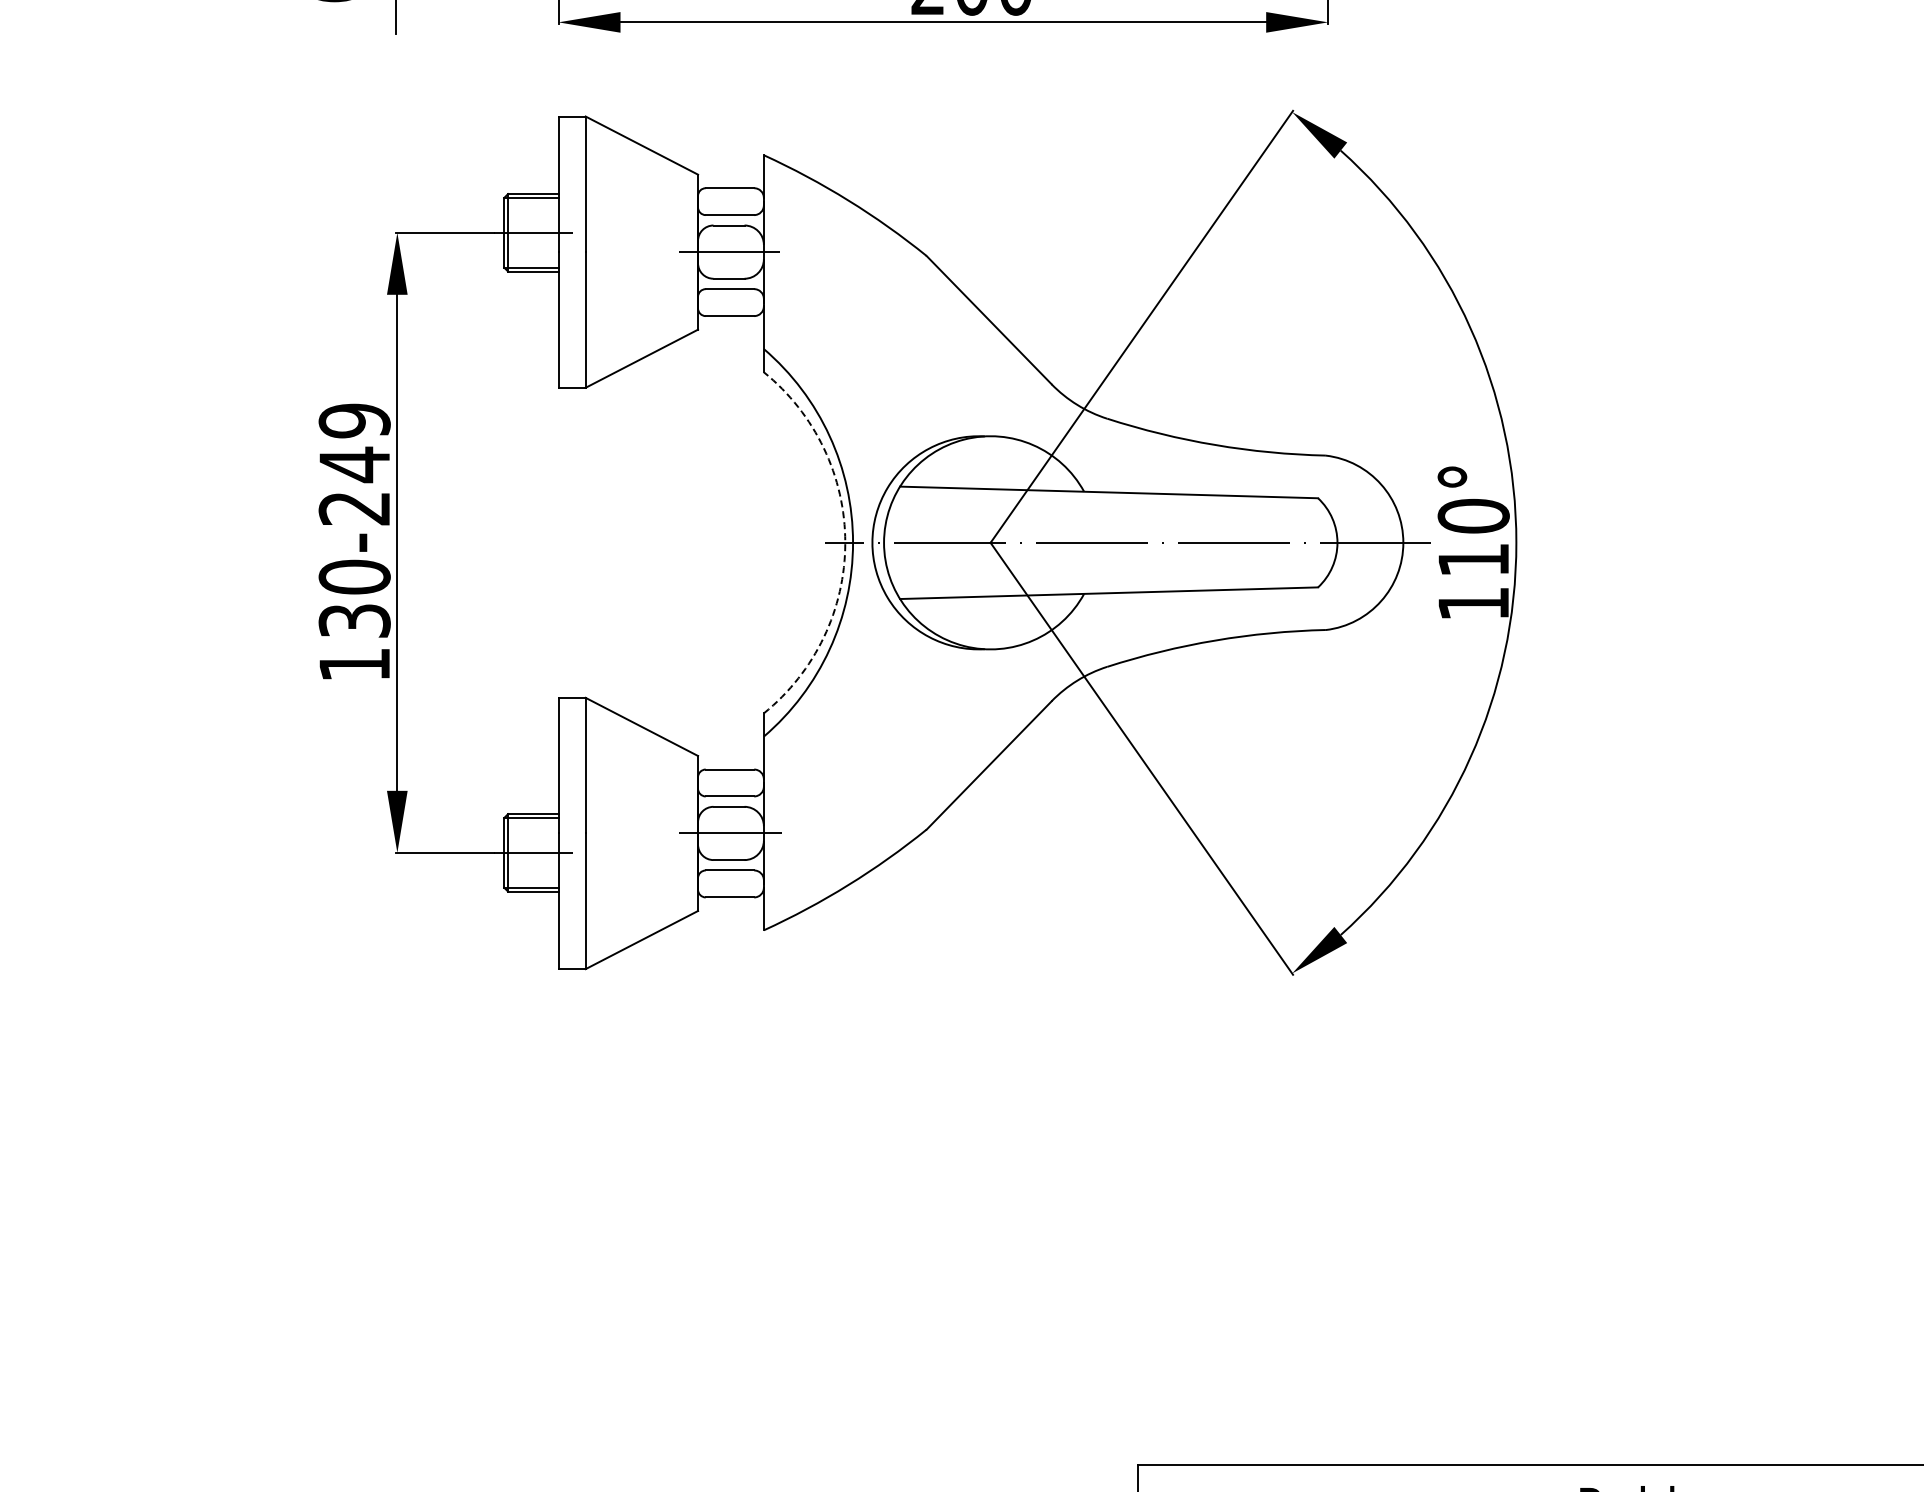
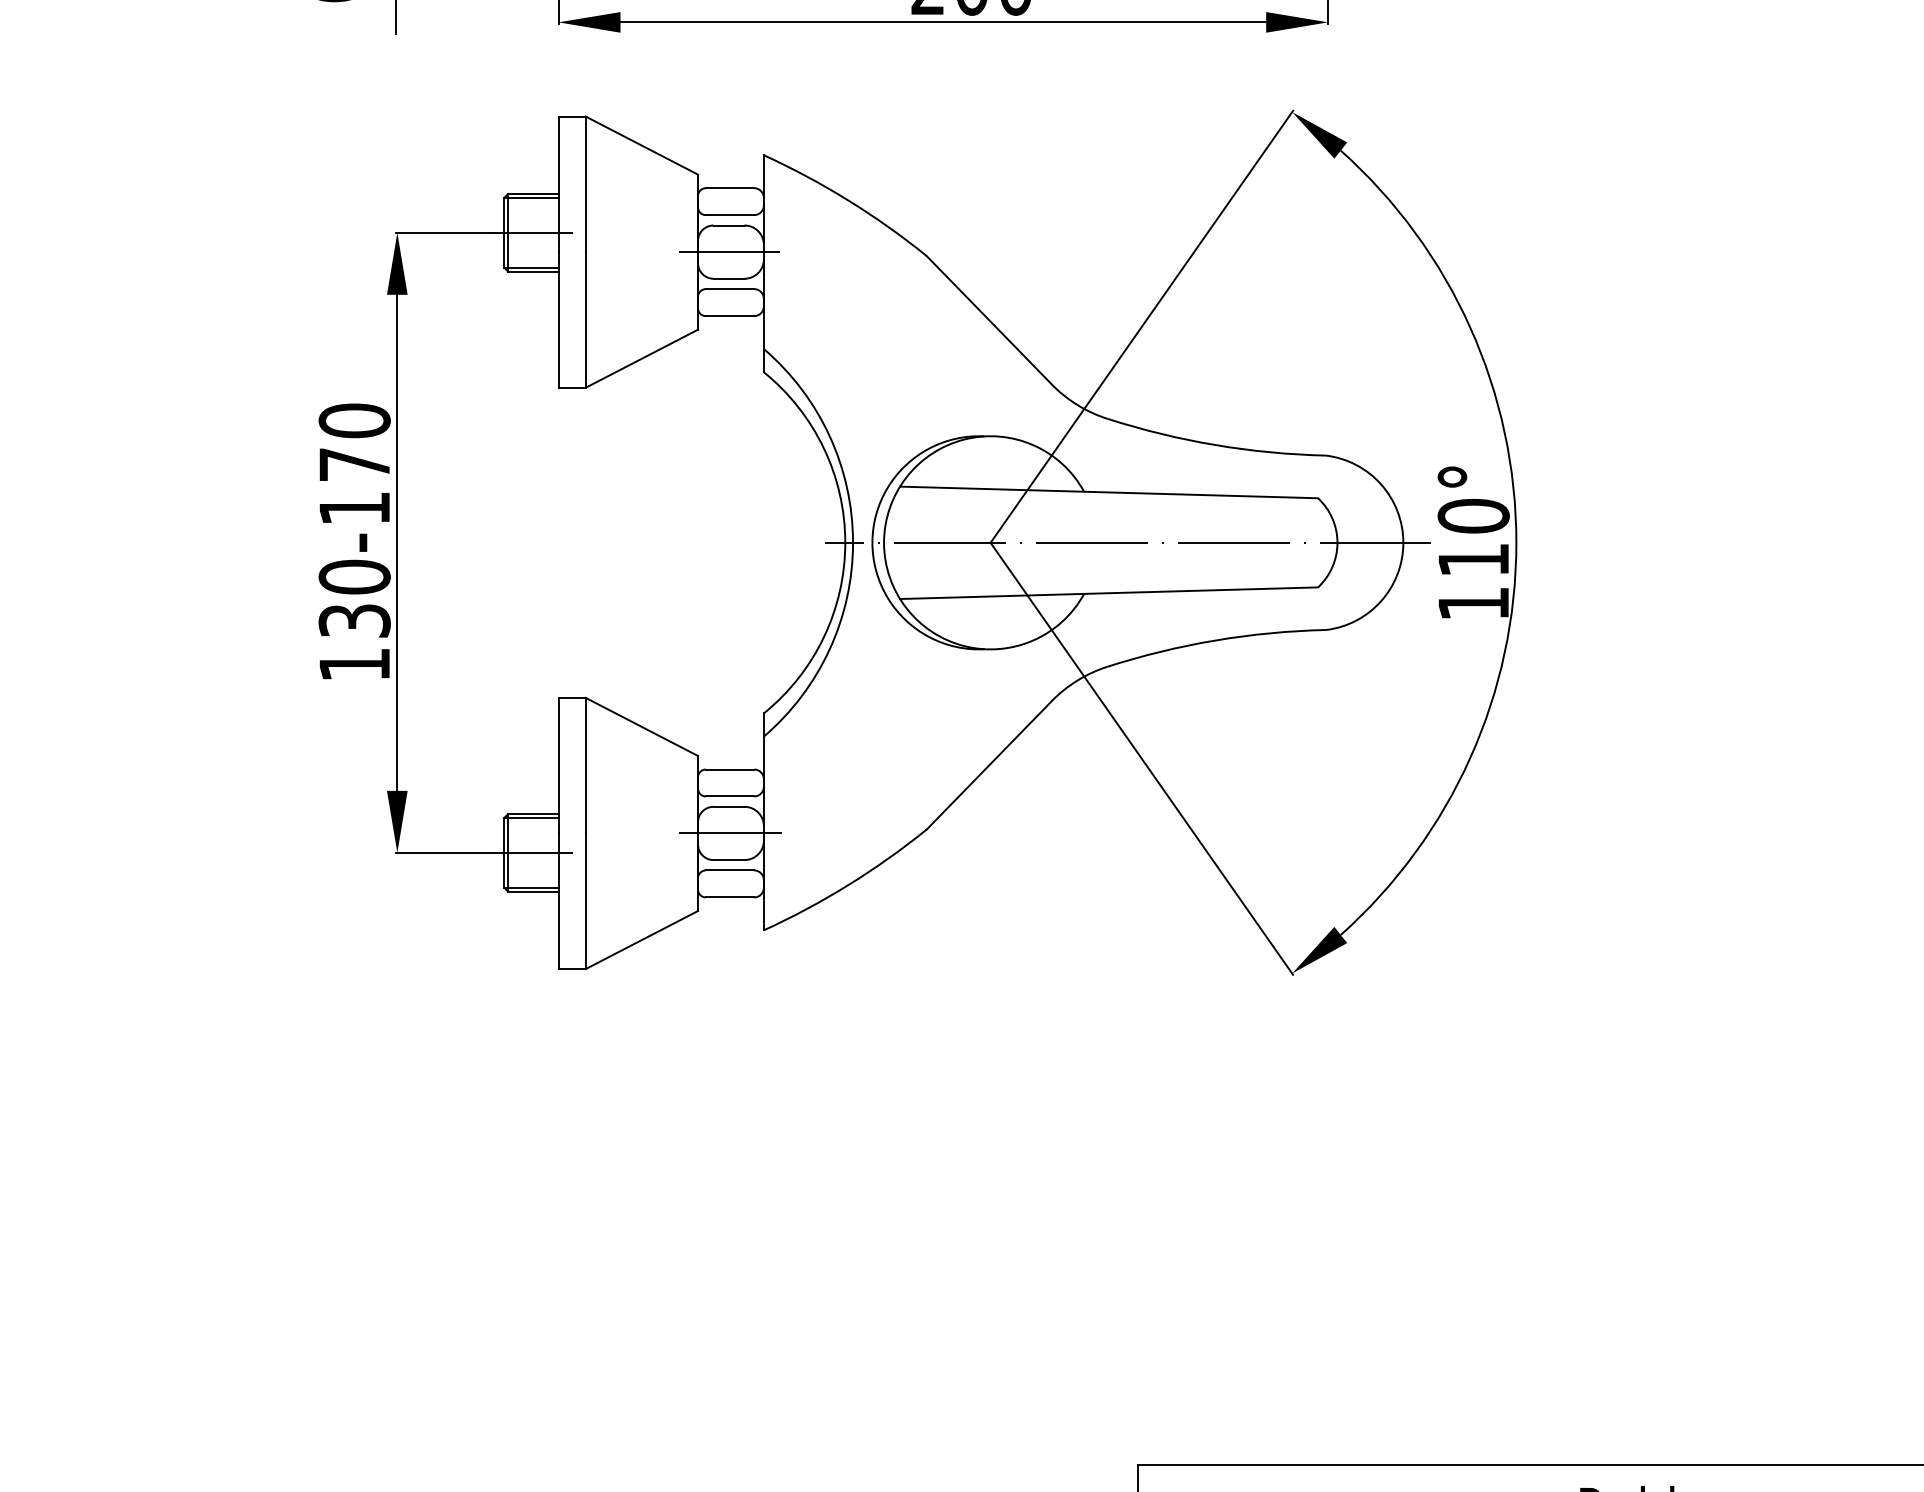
text: 130-249 -> 130-170 (354, 464)
arc: dashed -> solid (845, 542)
